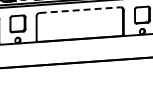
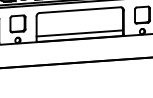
line: dashed -> solid (80, 10)
line: none -> present (79, 33)
